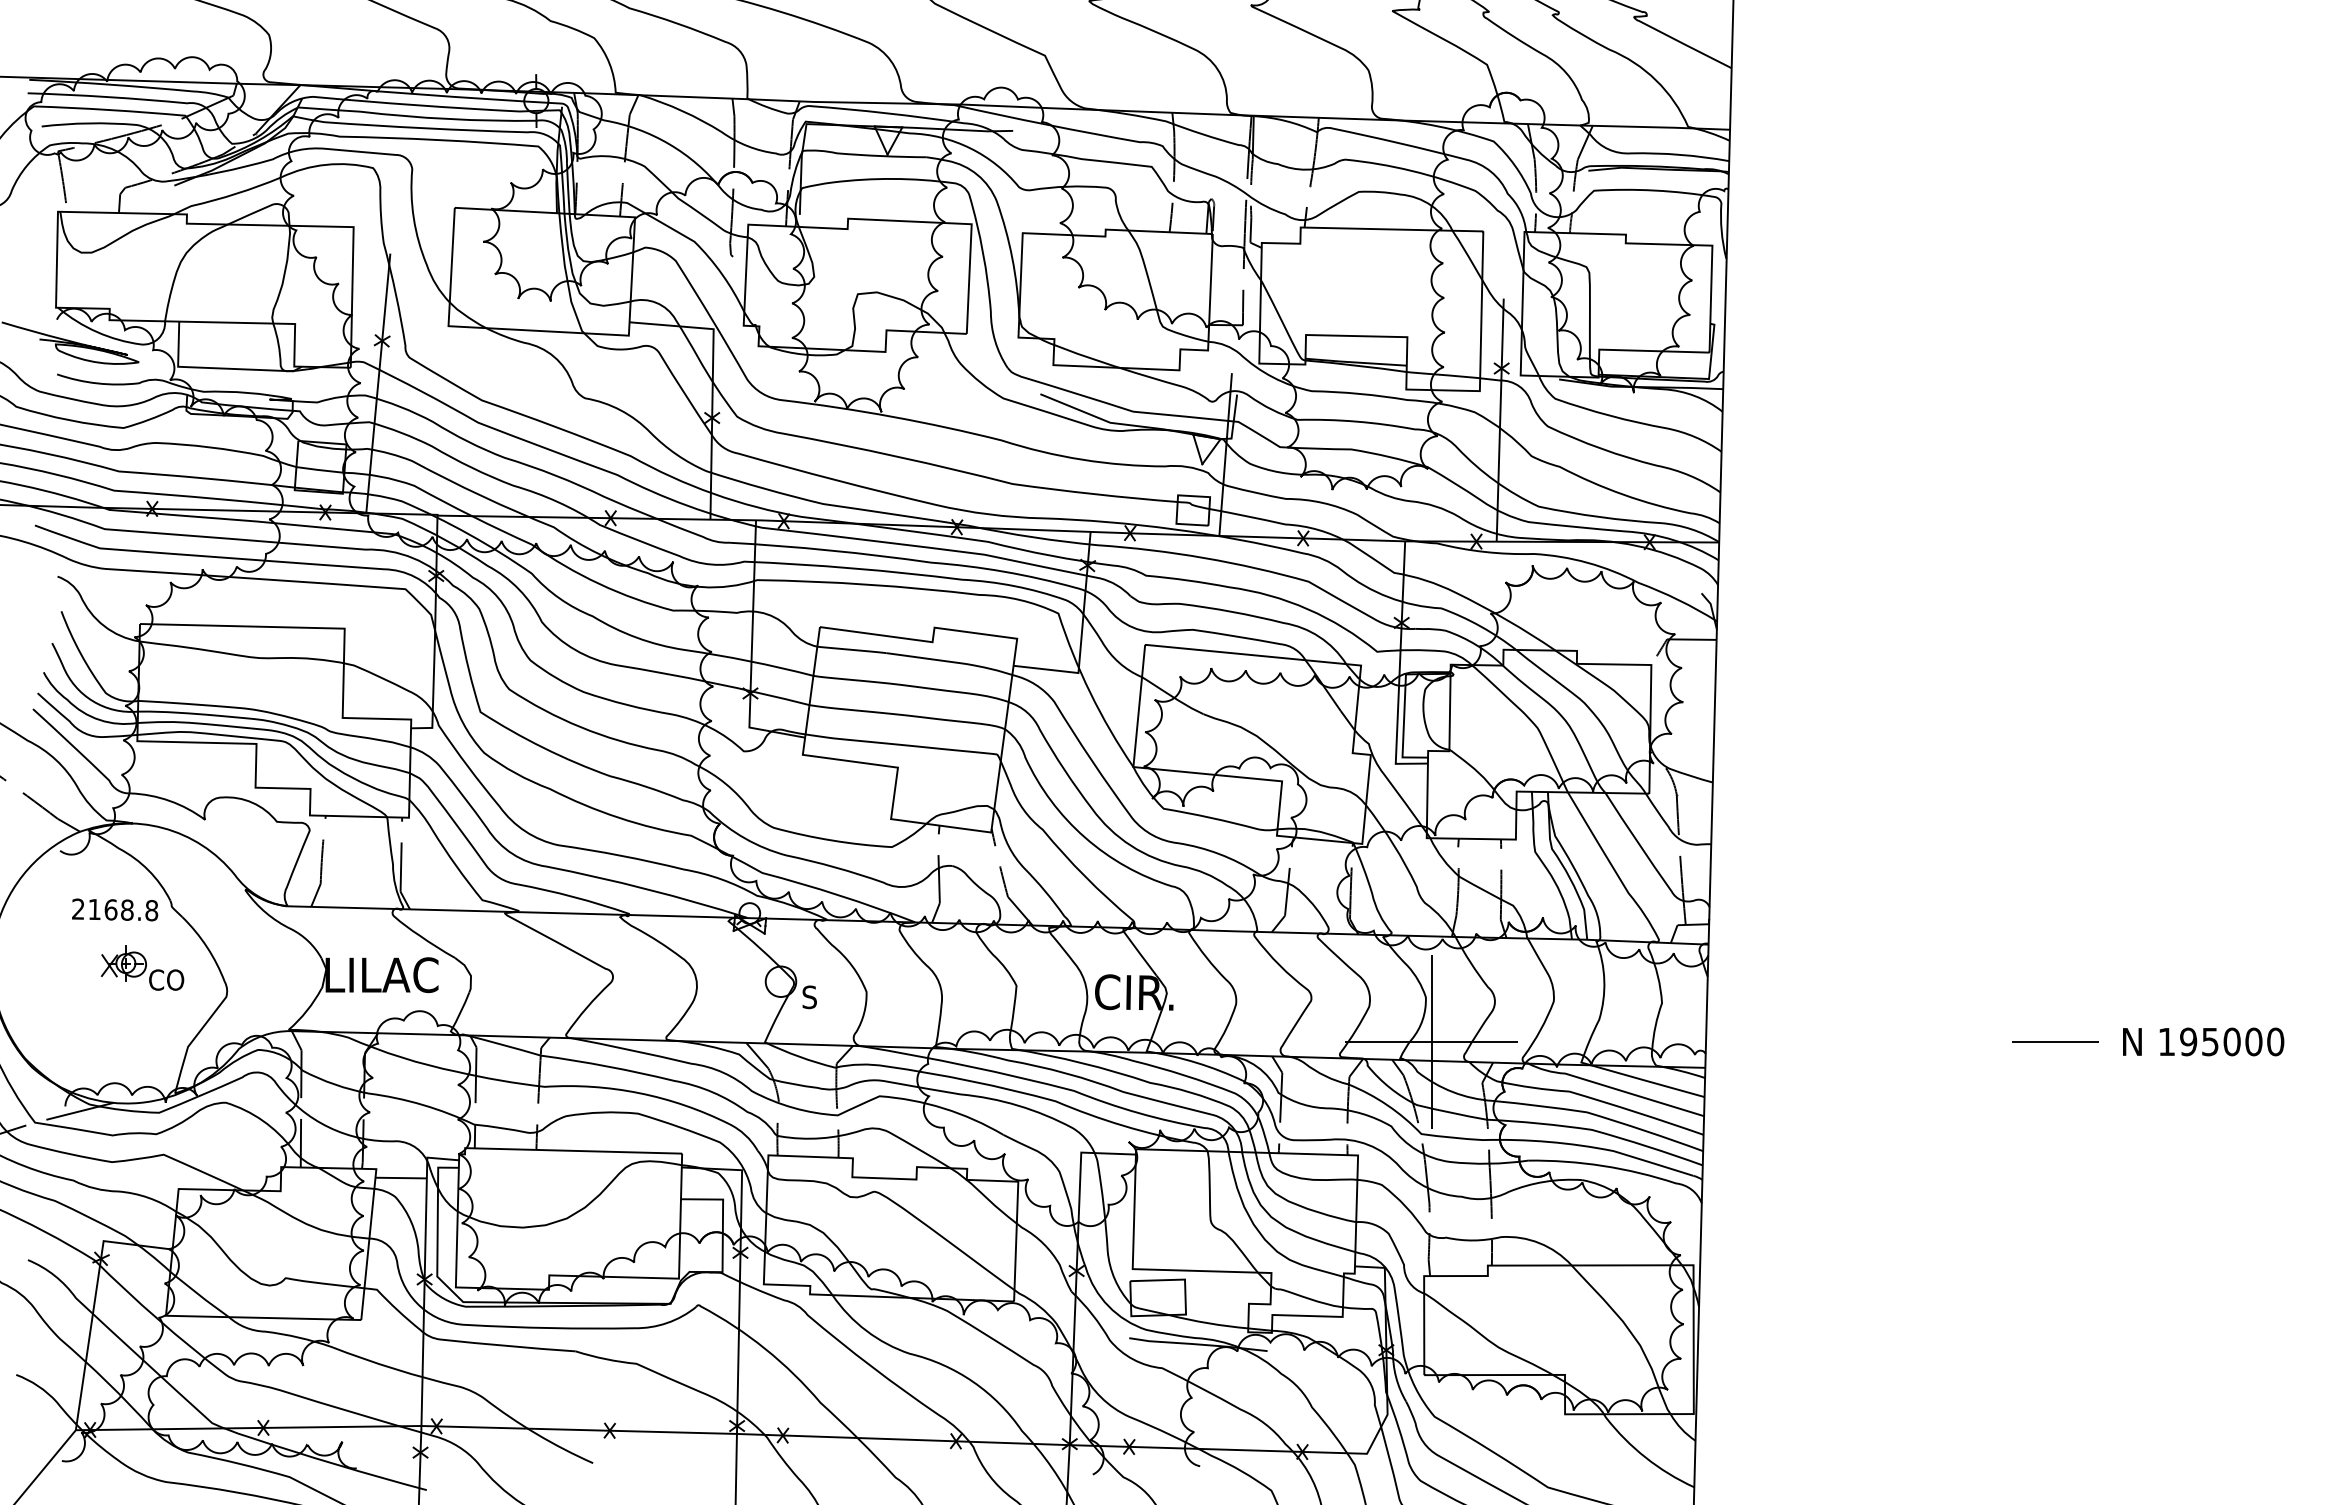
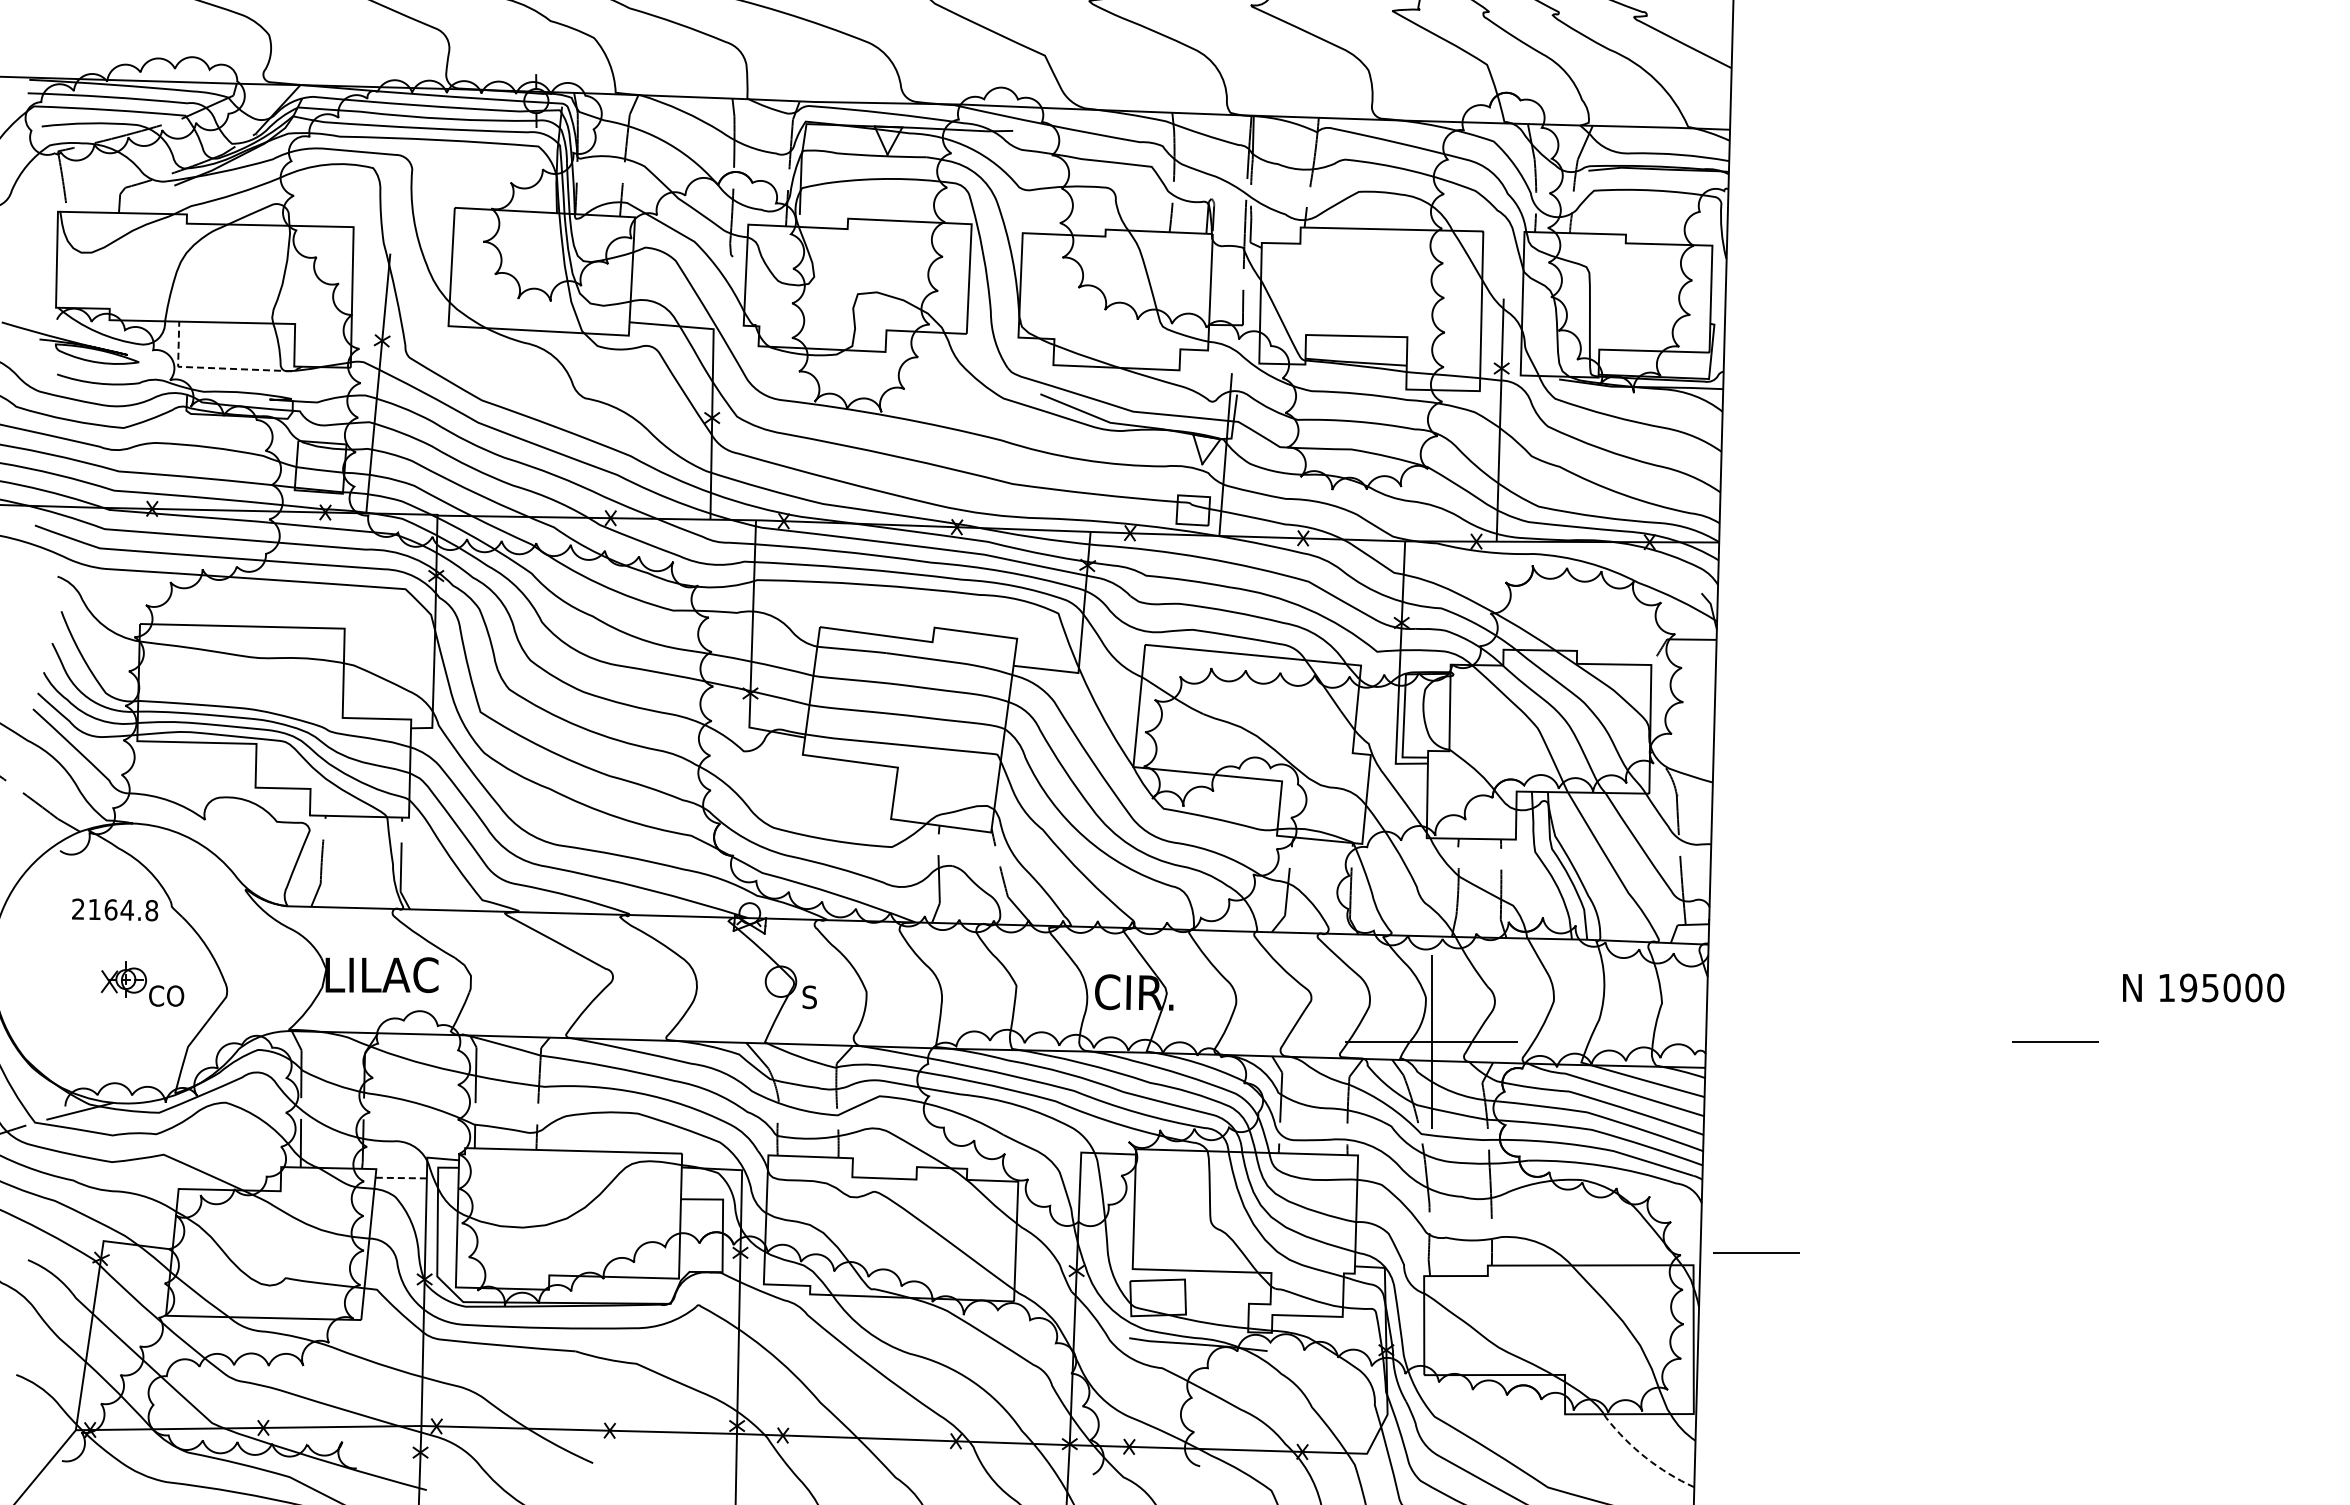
line: solid -> dashed (217, 368)
text: 2168.8 -> 2164.8 (126, 909)
part position: (142, 967) -> (142, 983) (142, 983)
text position: (2203, 1041) -> (2203, 987) (2203, 987)
line: solid -> dashed (401, 1178)
line: none -> present (1756, 1252)
line: solid -> dashed (1644, 1456)
